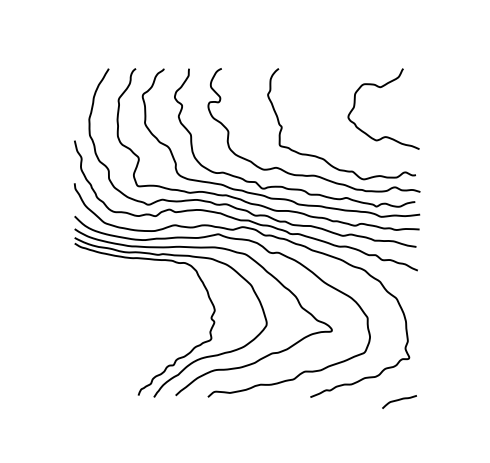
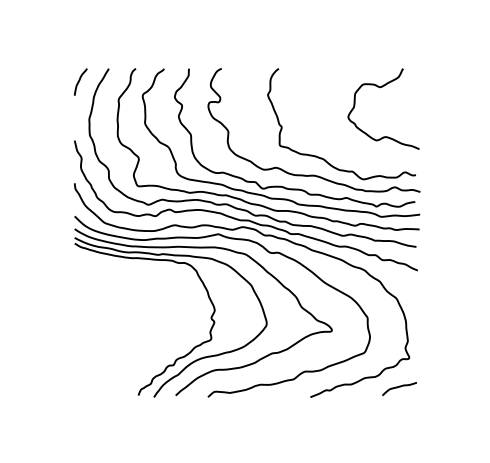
curve: none -> present (80, 80)
curve position: (399, 400) -> (399, 387) (399, 387)
